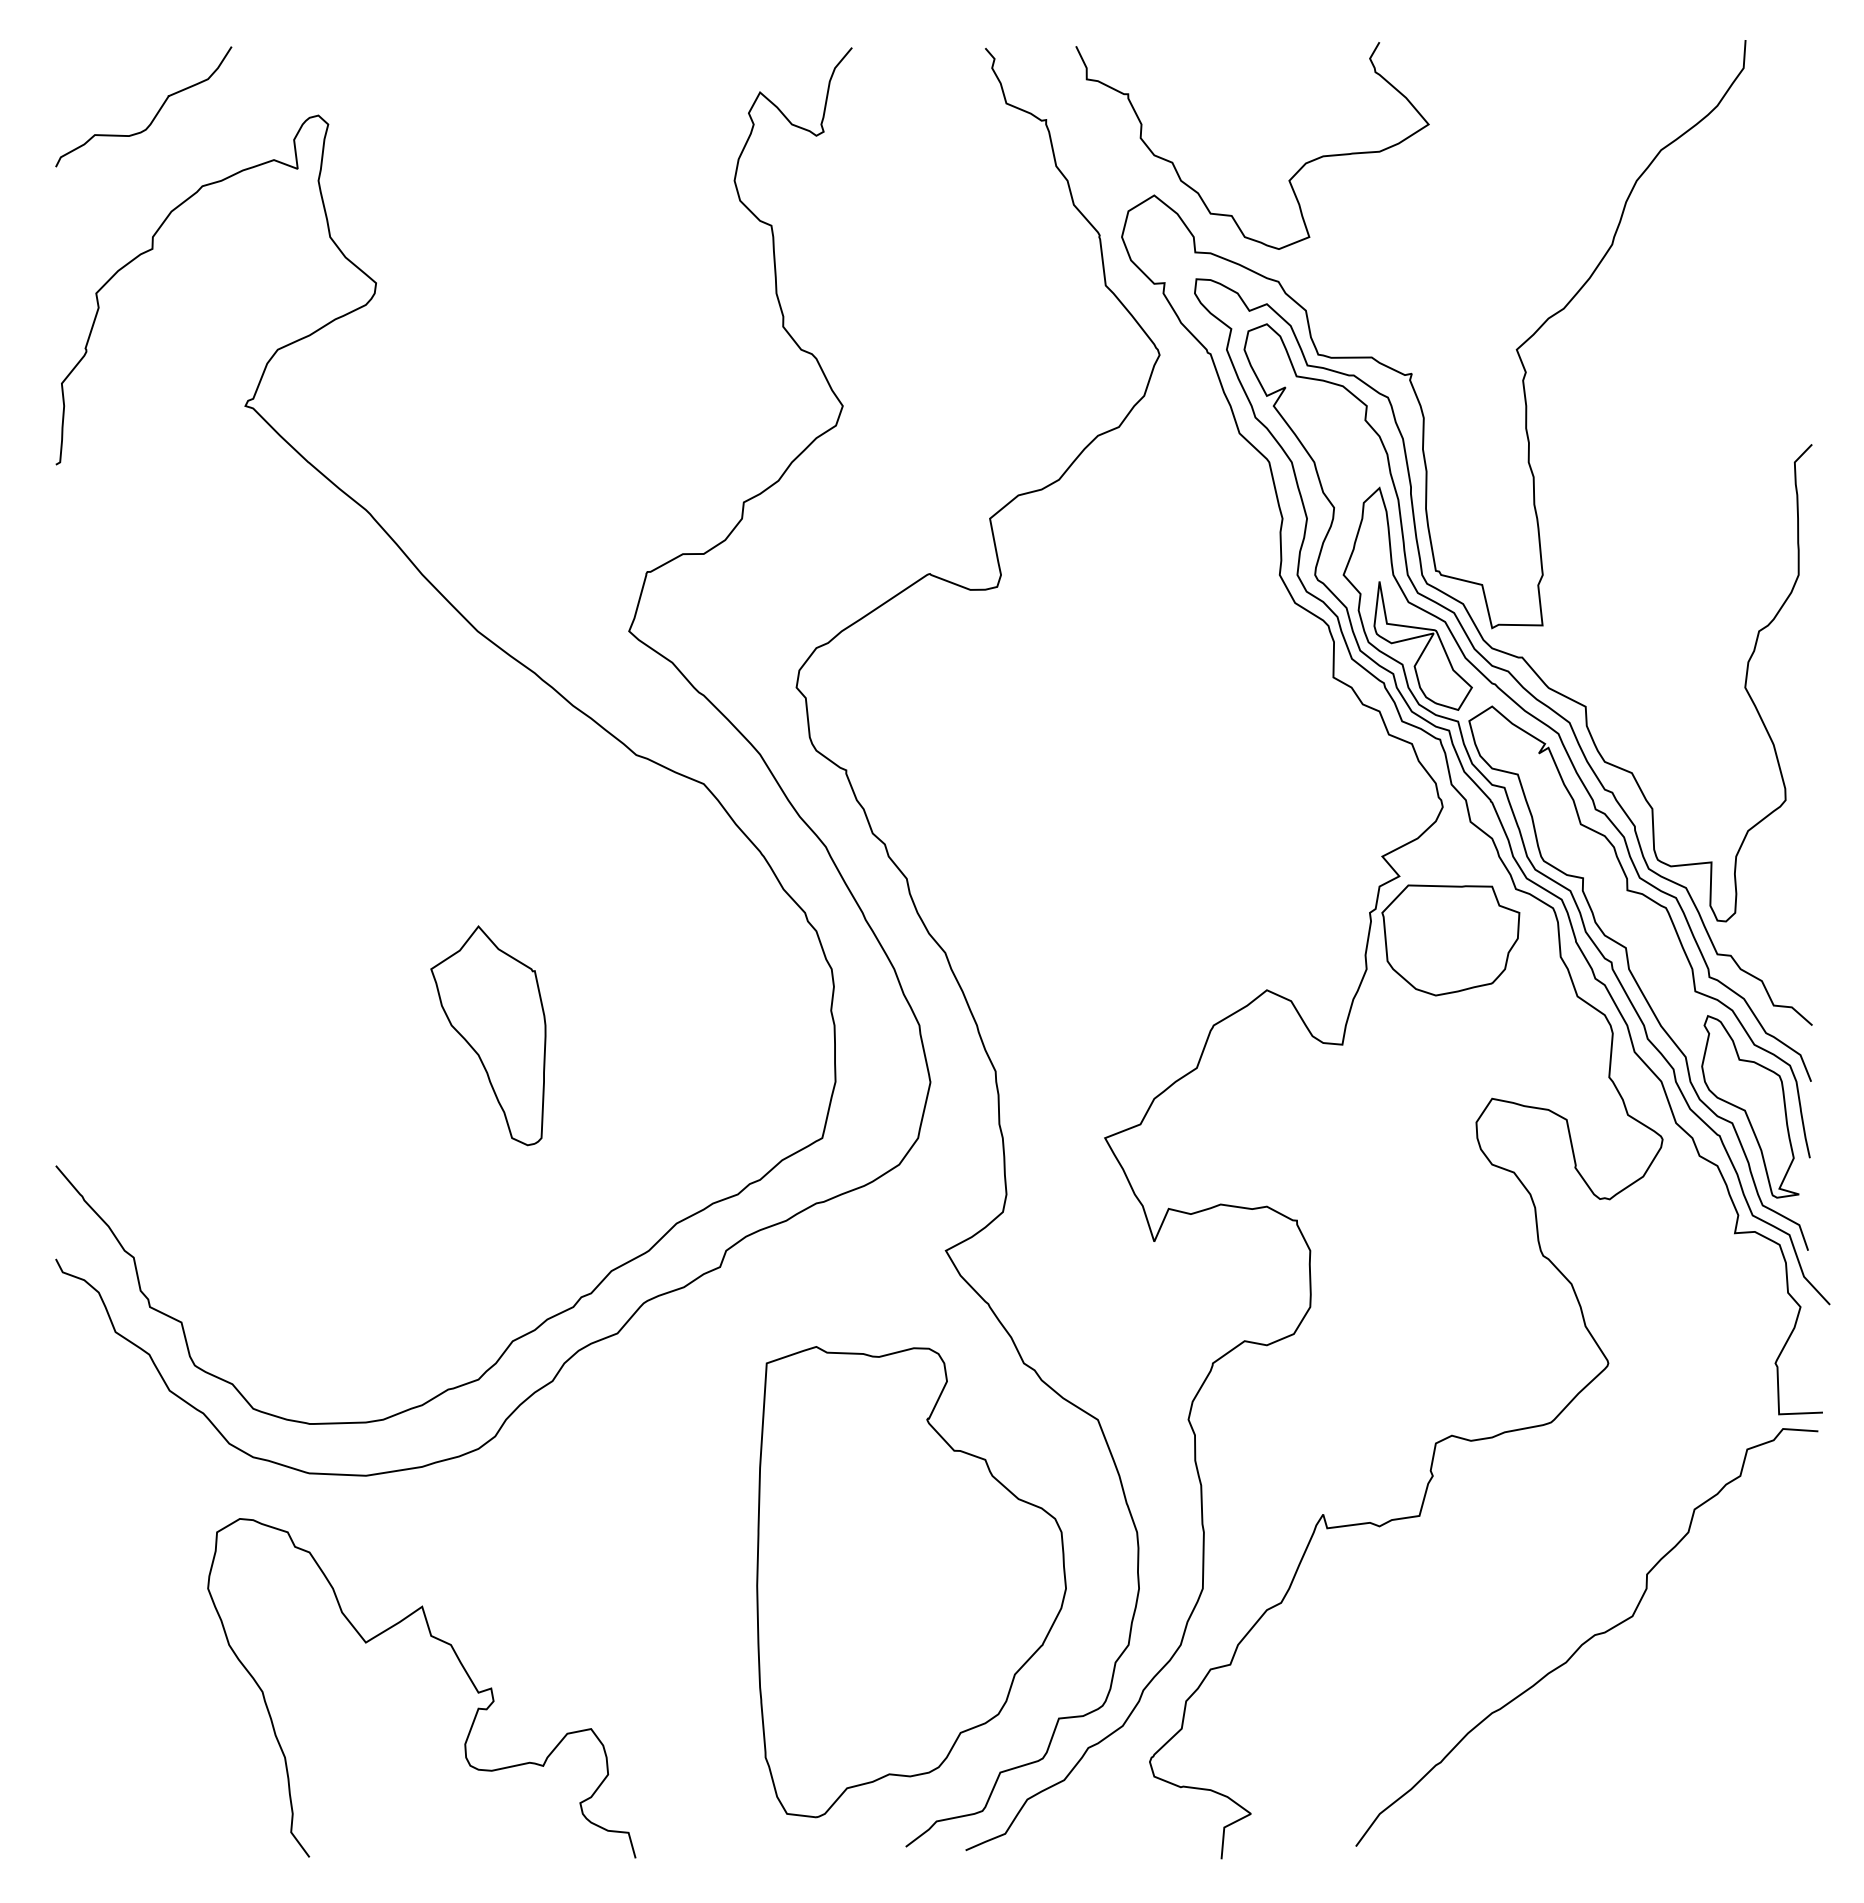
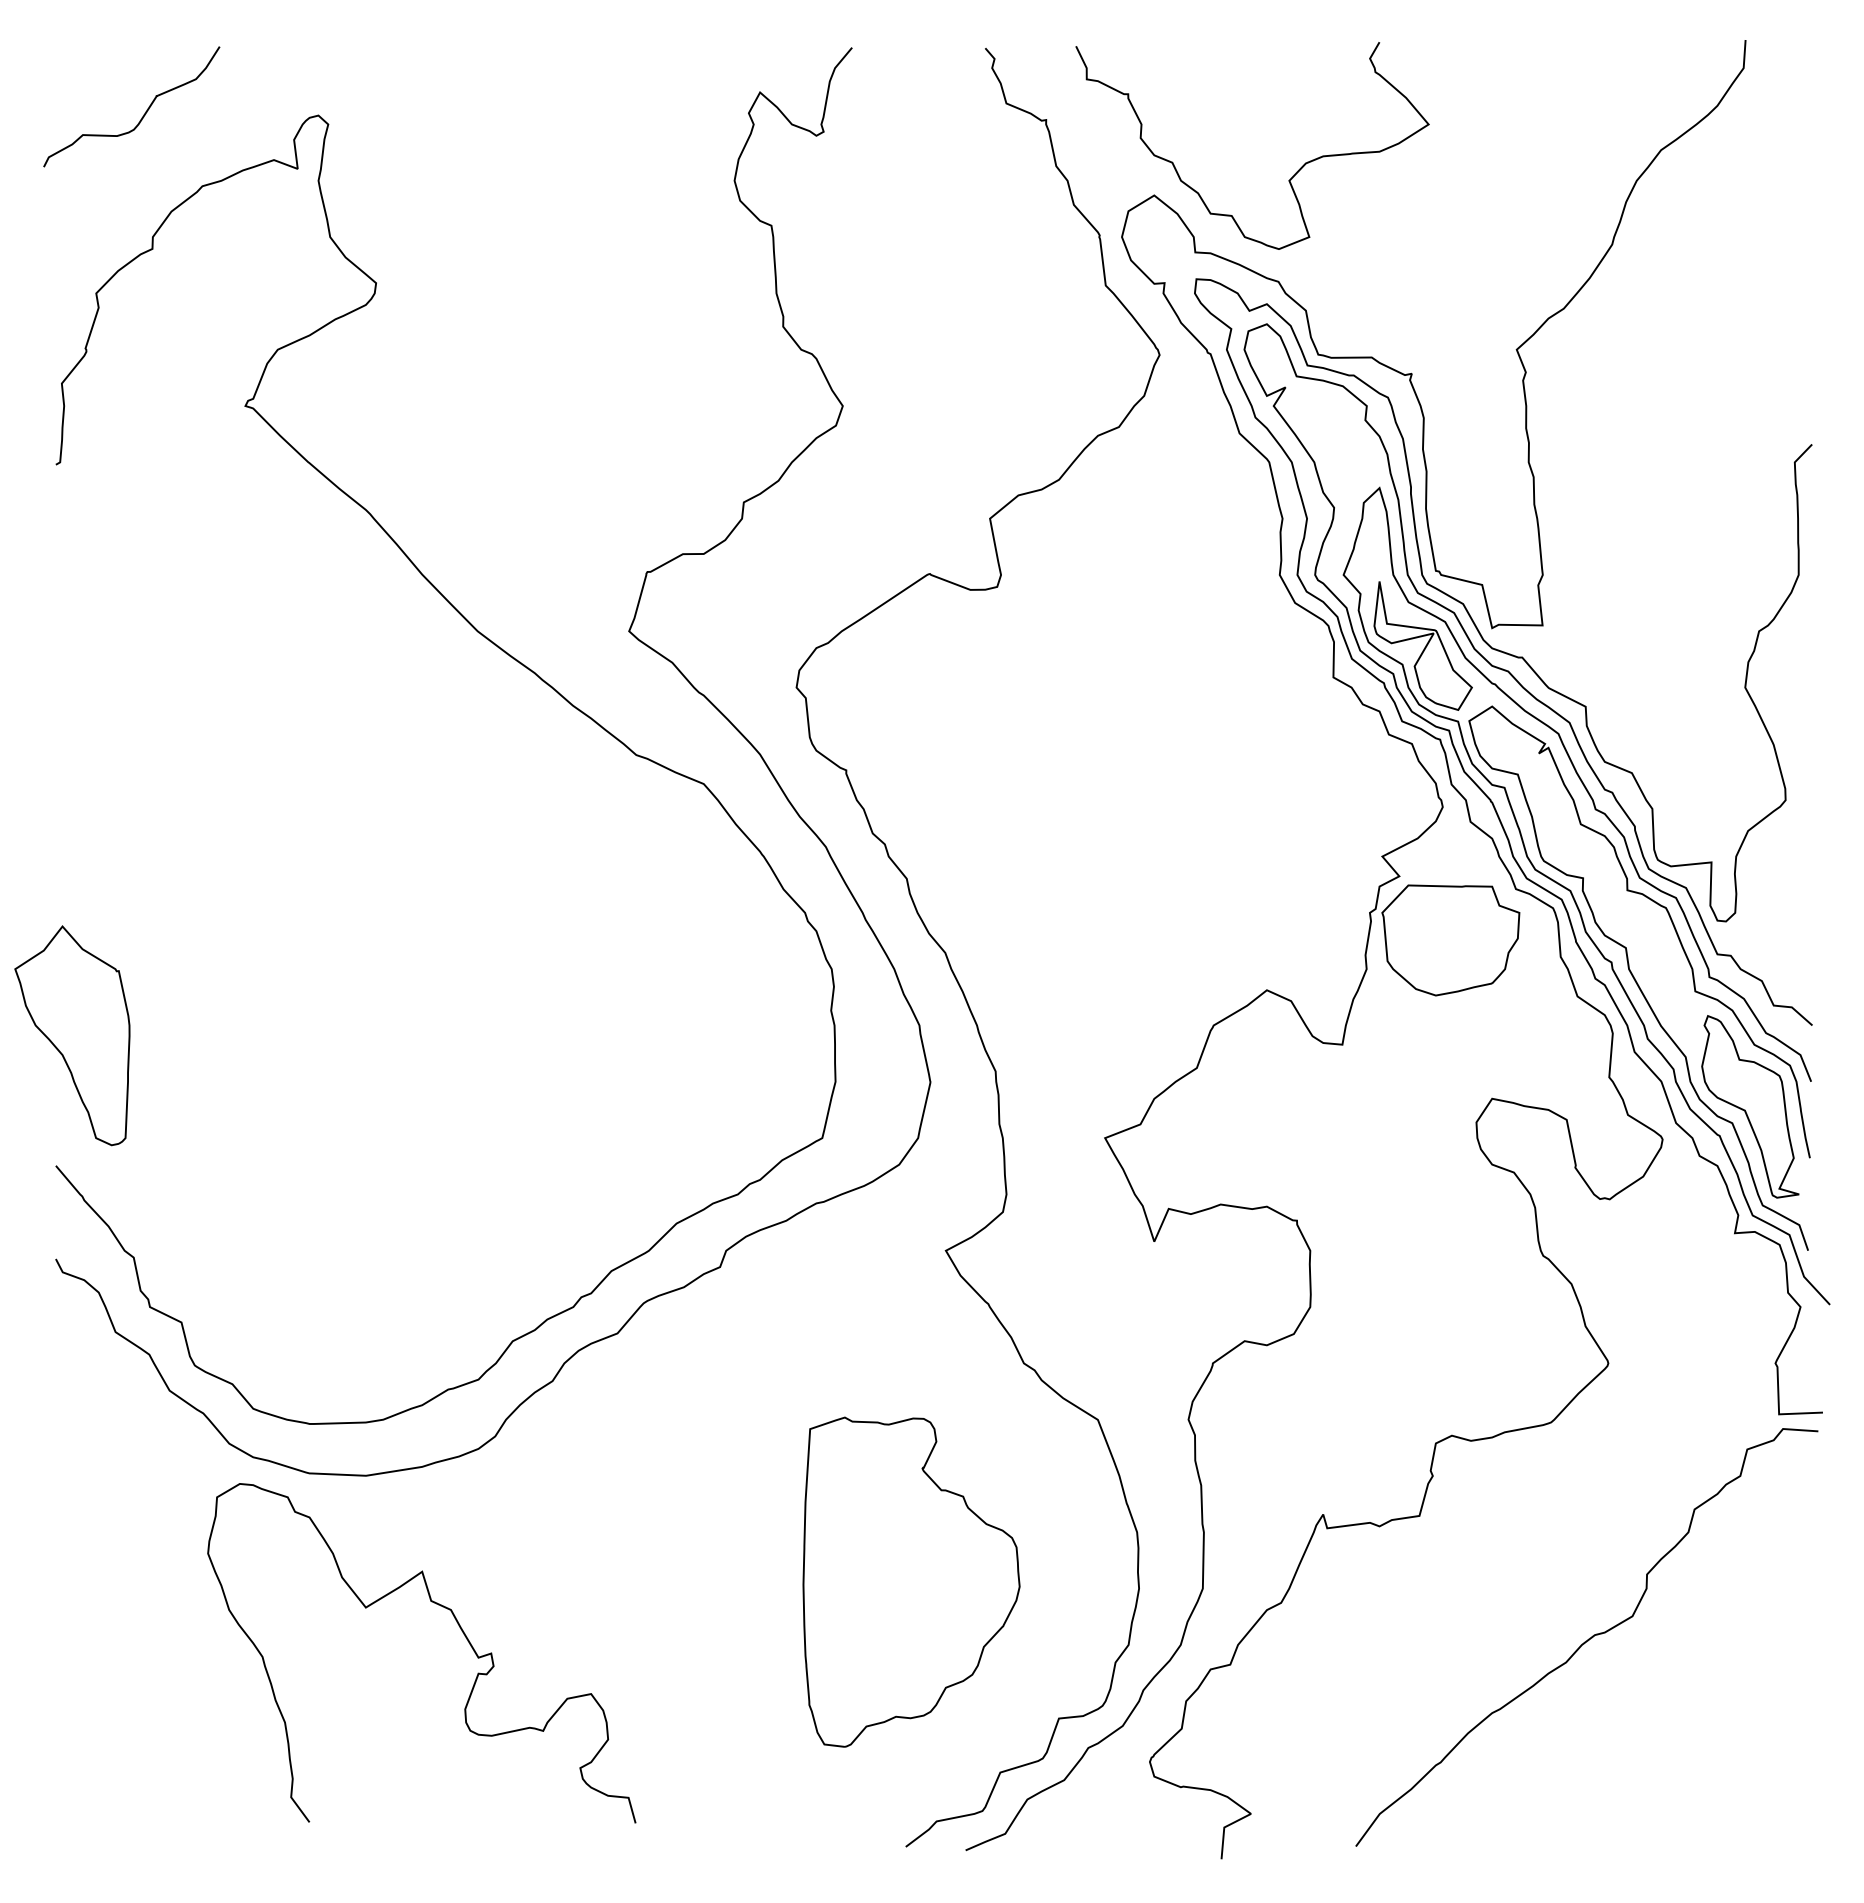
curve position: (155, 114) -> (143, 114) (143, 114)
part position: (488, 1035) -> (72, 1035) (72, 1035)
part size: 311x473 px -> 219x332 px (911, 1581)
curve position: (461, 1666) -> (461, 1631) (461, 1631)
